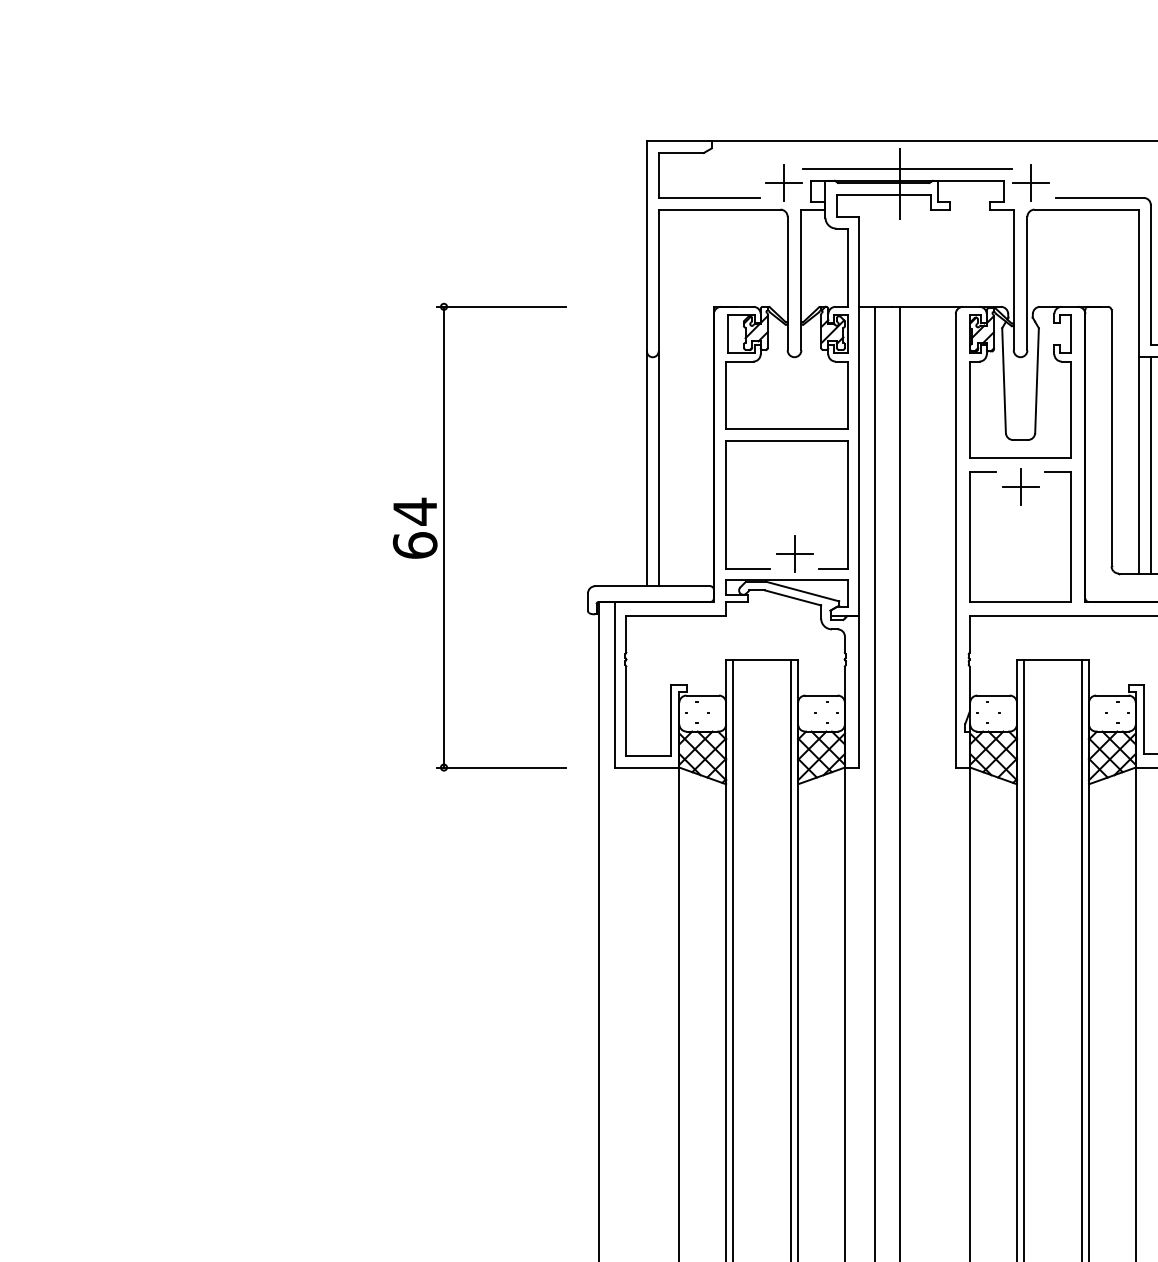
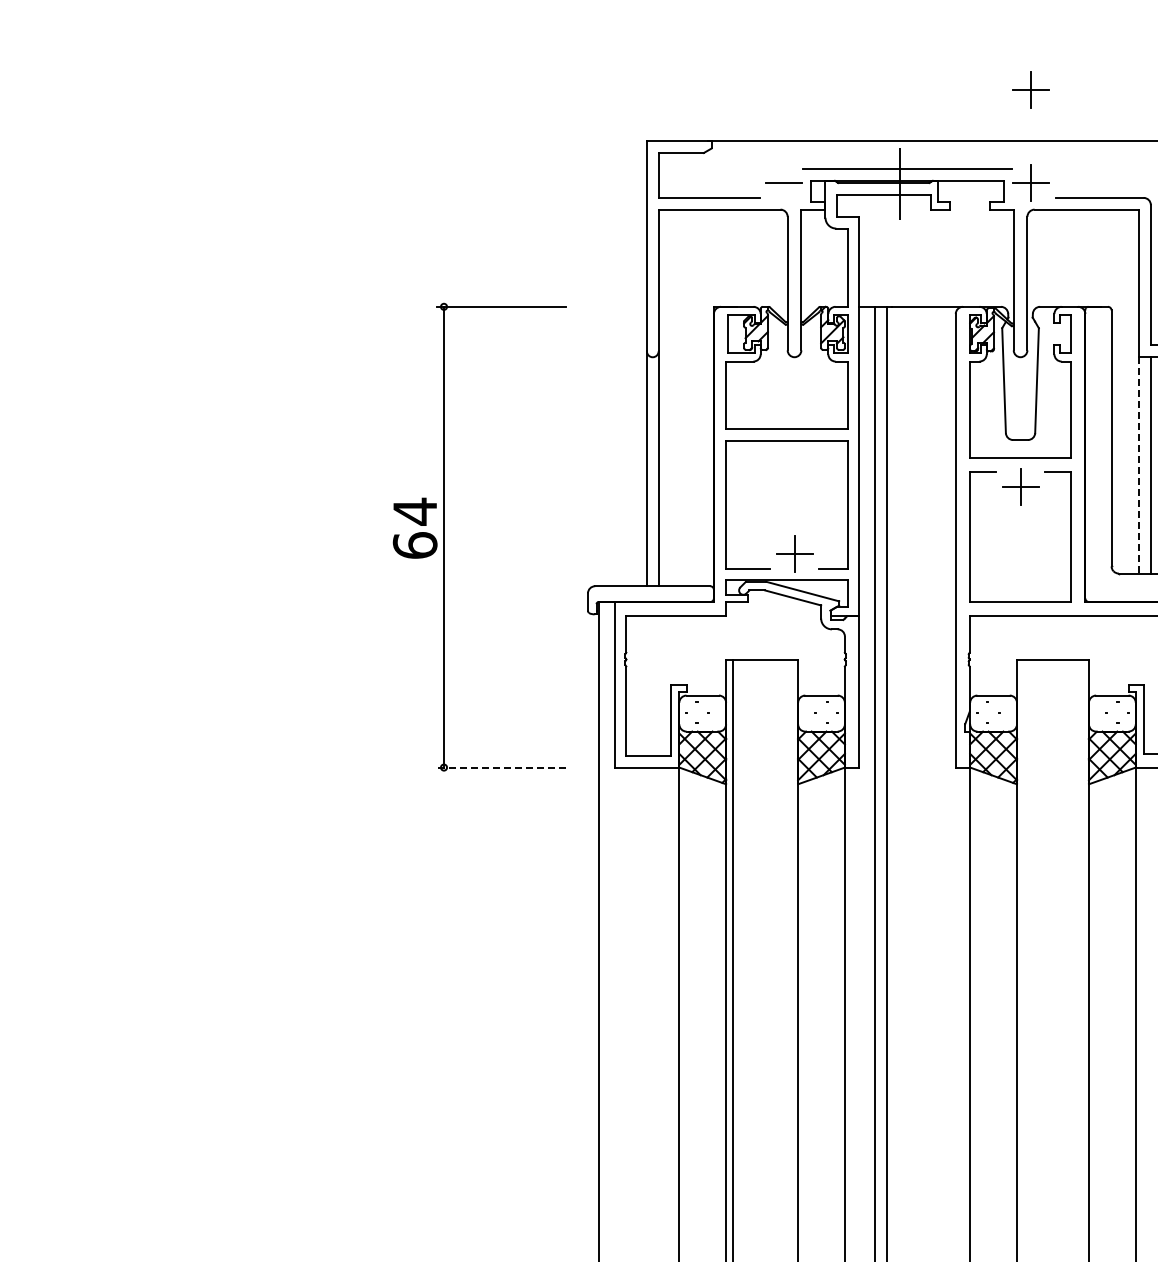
part: none -> present (1030, 89)
line: present -> none (783, 183)
line: solid -> dashed (1139, 465)
line: solid -> dashed (501, 767)
line position: (900, 782) -> (887, 782) (887, 782)
line: present -> none (790, 958)
line: present -> none (1024, 958)
line: present -> none (1081, 958)
